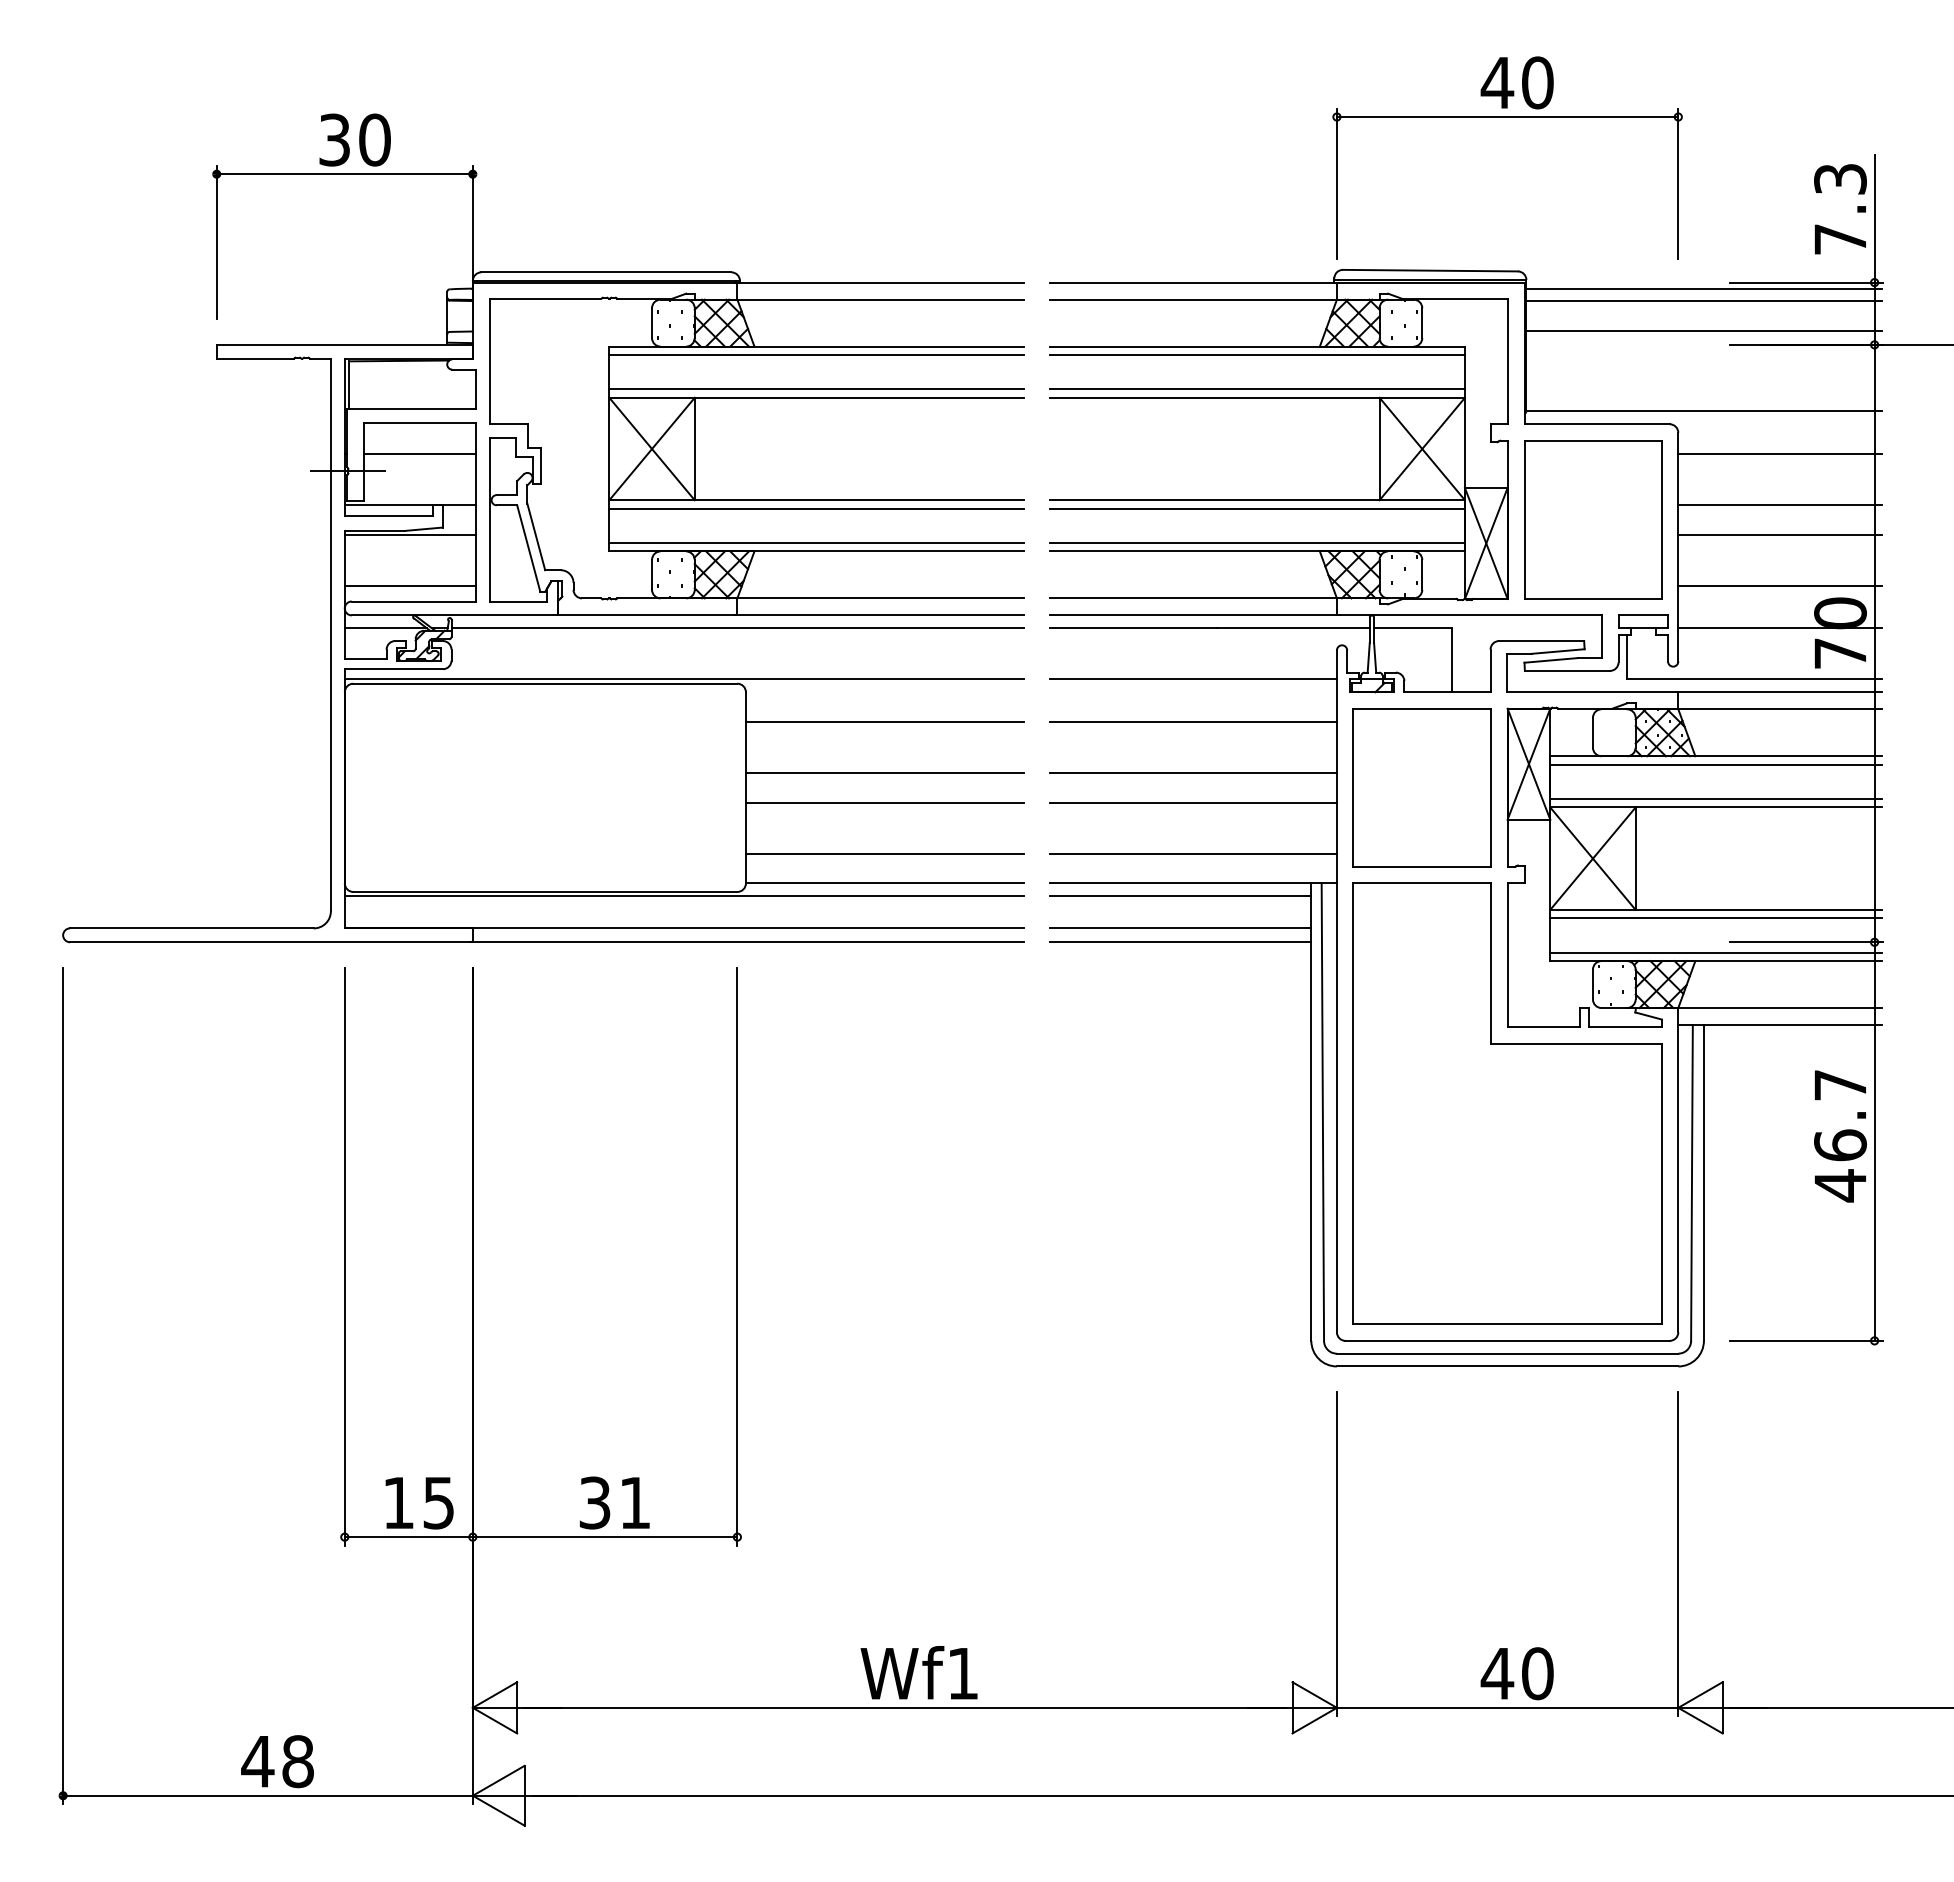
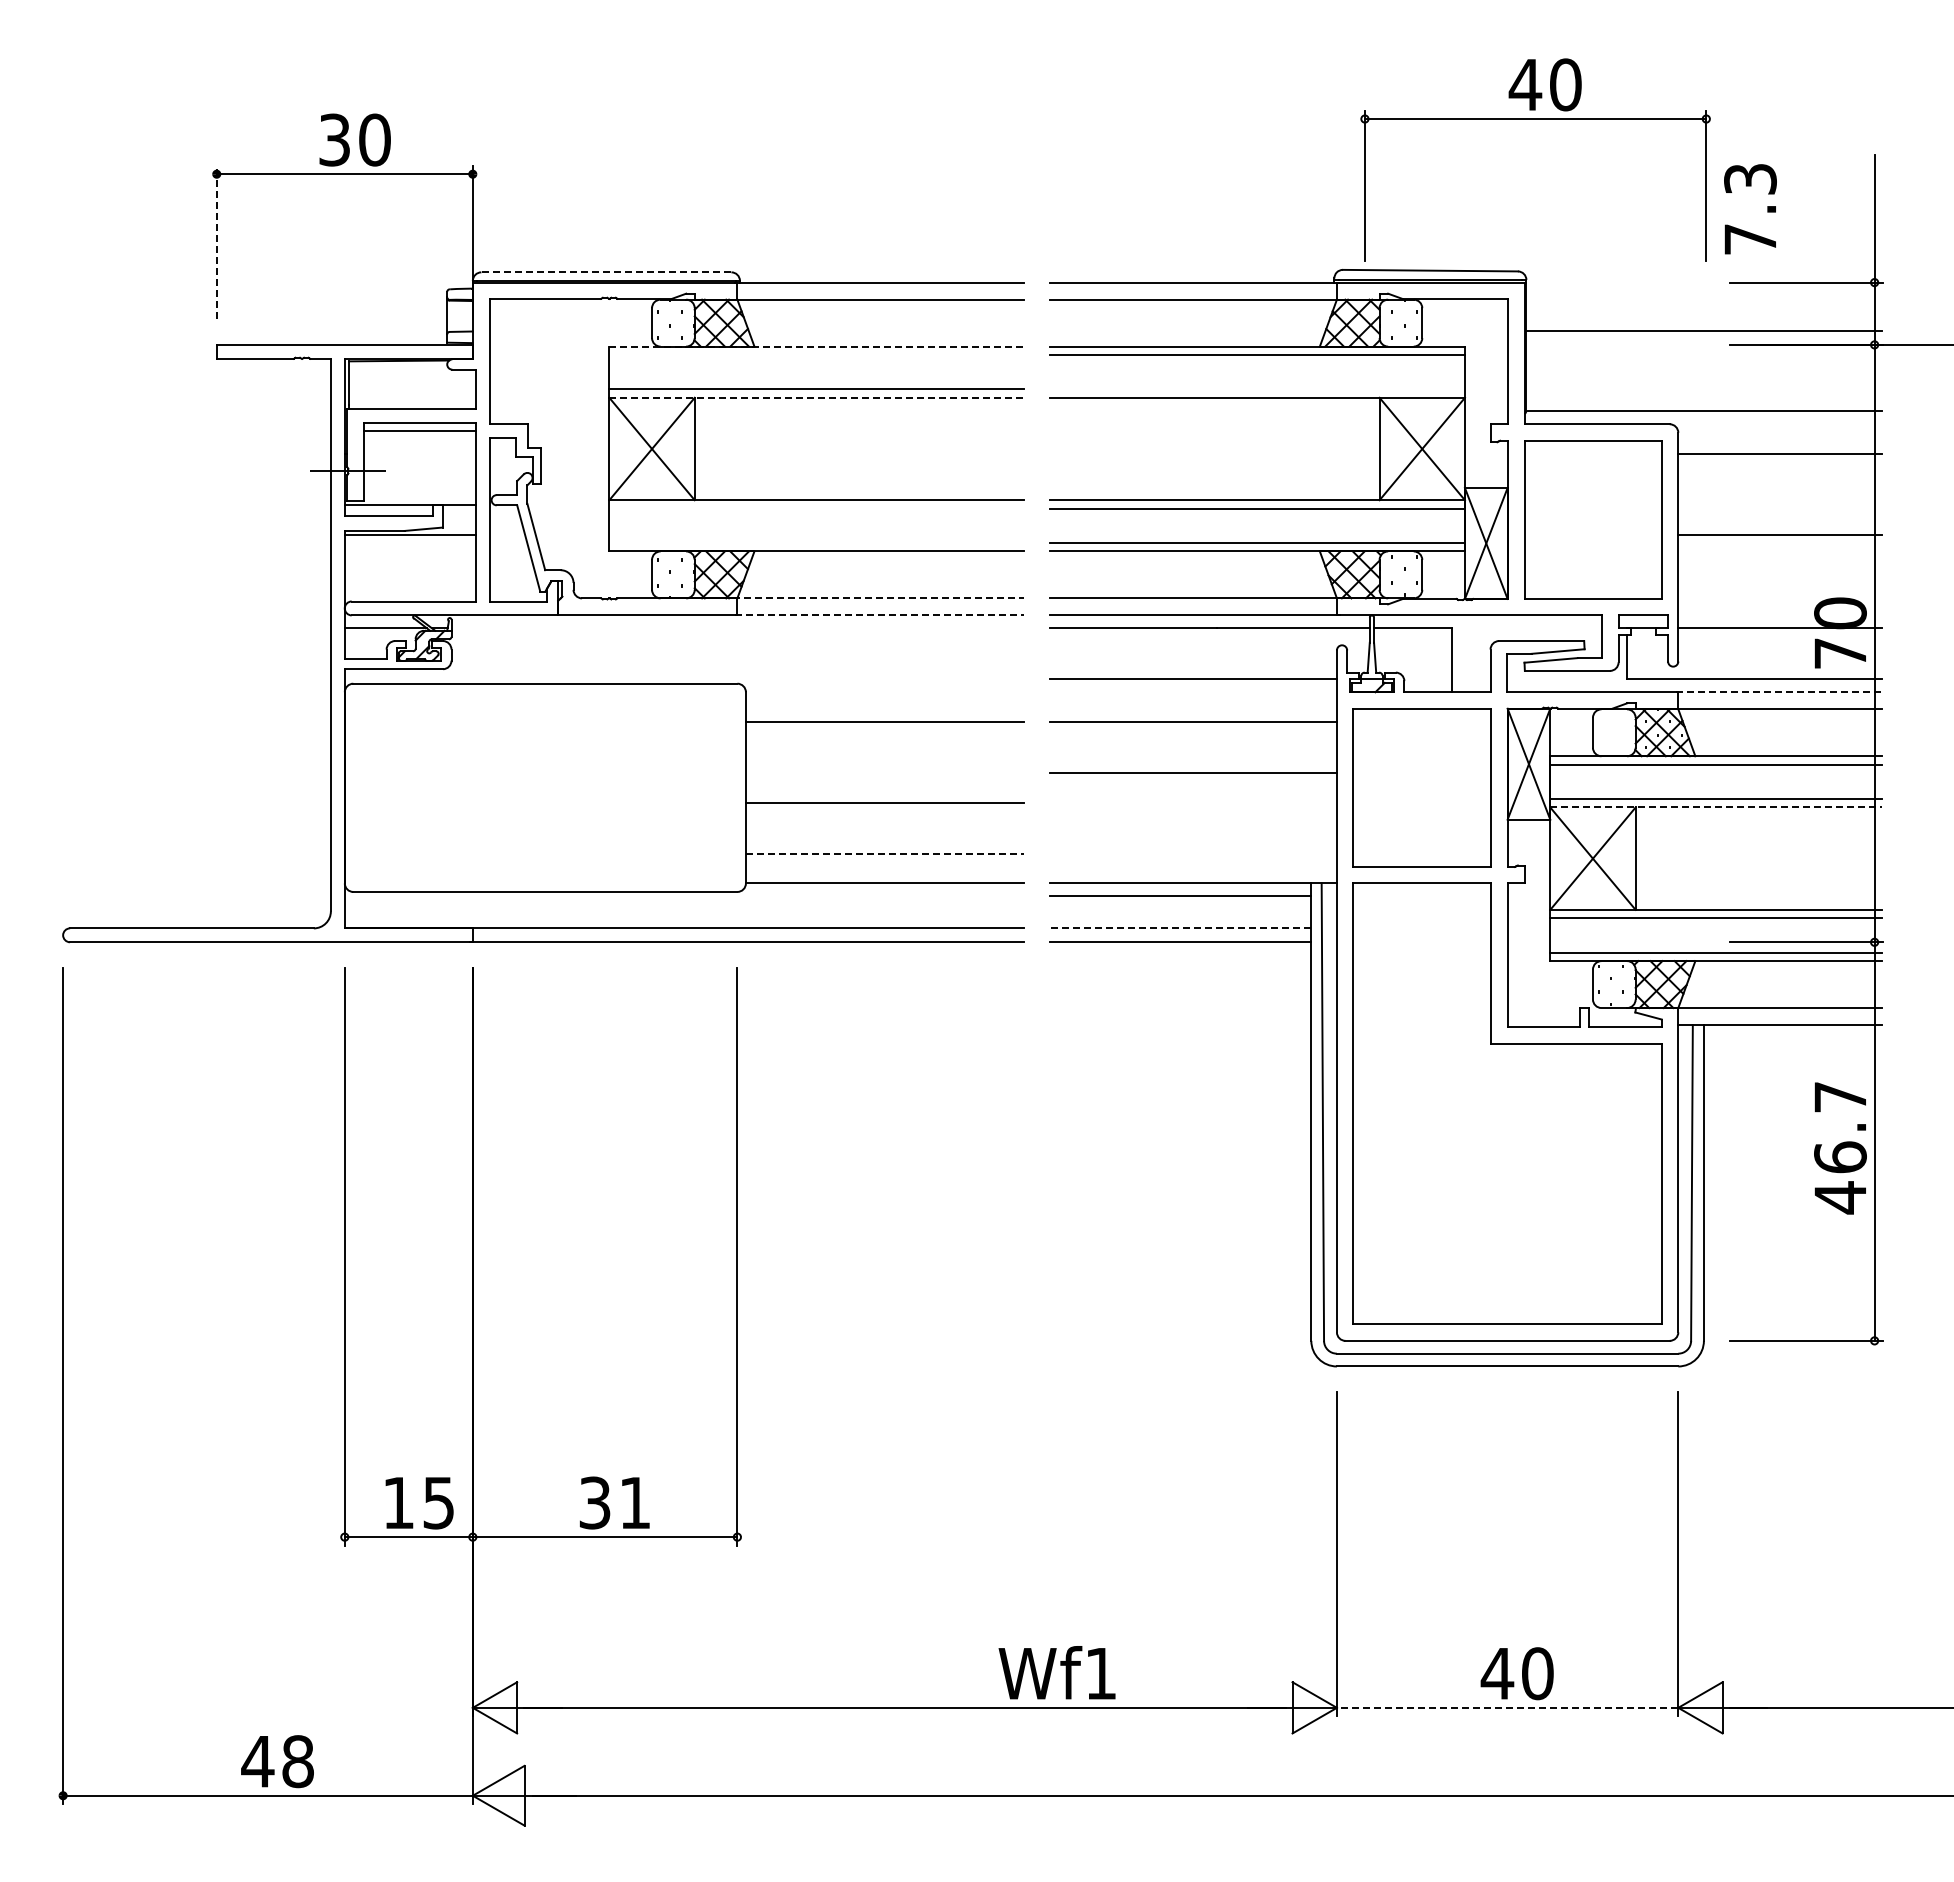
part position: (1507, 117) -> (1535, 119) (1535, 119)
text position: (1840, 209) -> (1750, 209) (1750, 209)
line: solid -> dashed (216, 242)
line: solid -> dashed (605, 272)
line: present -> none (1704, 289)
line: present -> none (1704, 301)
line: solid -> dashed (817, 346)
line: present -> none (816, 355)
line: present -> none (1256, 389)
line: solid -> dashed (817, 397)
line position: (419, 454) -> (419, 431) (419, 431)
line: present -> none (1780, 504)
line: present -> none (816, 508)
line: present -> none (816, 542)
line: present -> none (409, 585)
line: present -> none (1780, 585)
line: solid -> dashed (879, 598)
line: solid -> dashed (879, 615)
line: present -> none (737, 628)
line: present -> none (684, 679)
line: solid -> dashed (1779, 692)
line: present -> none (884, 772)
line: present -> none (1192, 802)
line: solid -> dashed (1716, 807)
line: solid -> dashed (885, 853)
line: present -> none (1192, 853)
line: present -> none (684, 896)
line: solid -> dashed (1180, 928)
text position: (1840, 1136) -> (1840, 1148) (1840, 1148)
text position: (918, 1672) -> (1056, 1672) (1056, 1672)
line: solid -> dashed (1507, 1707)
